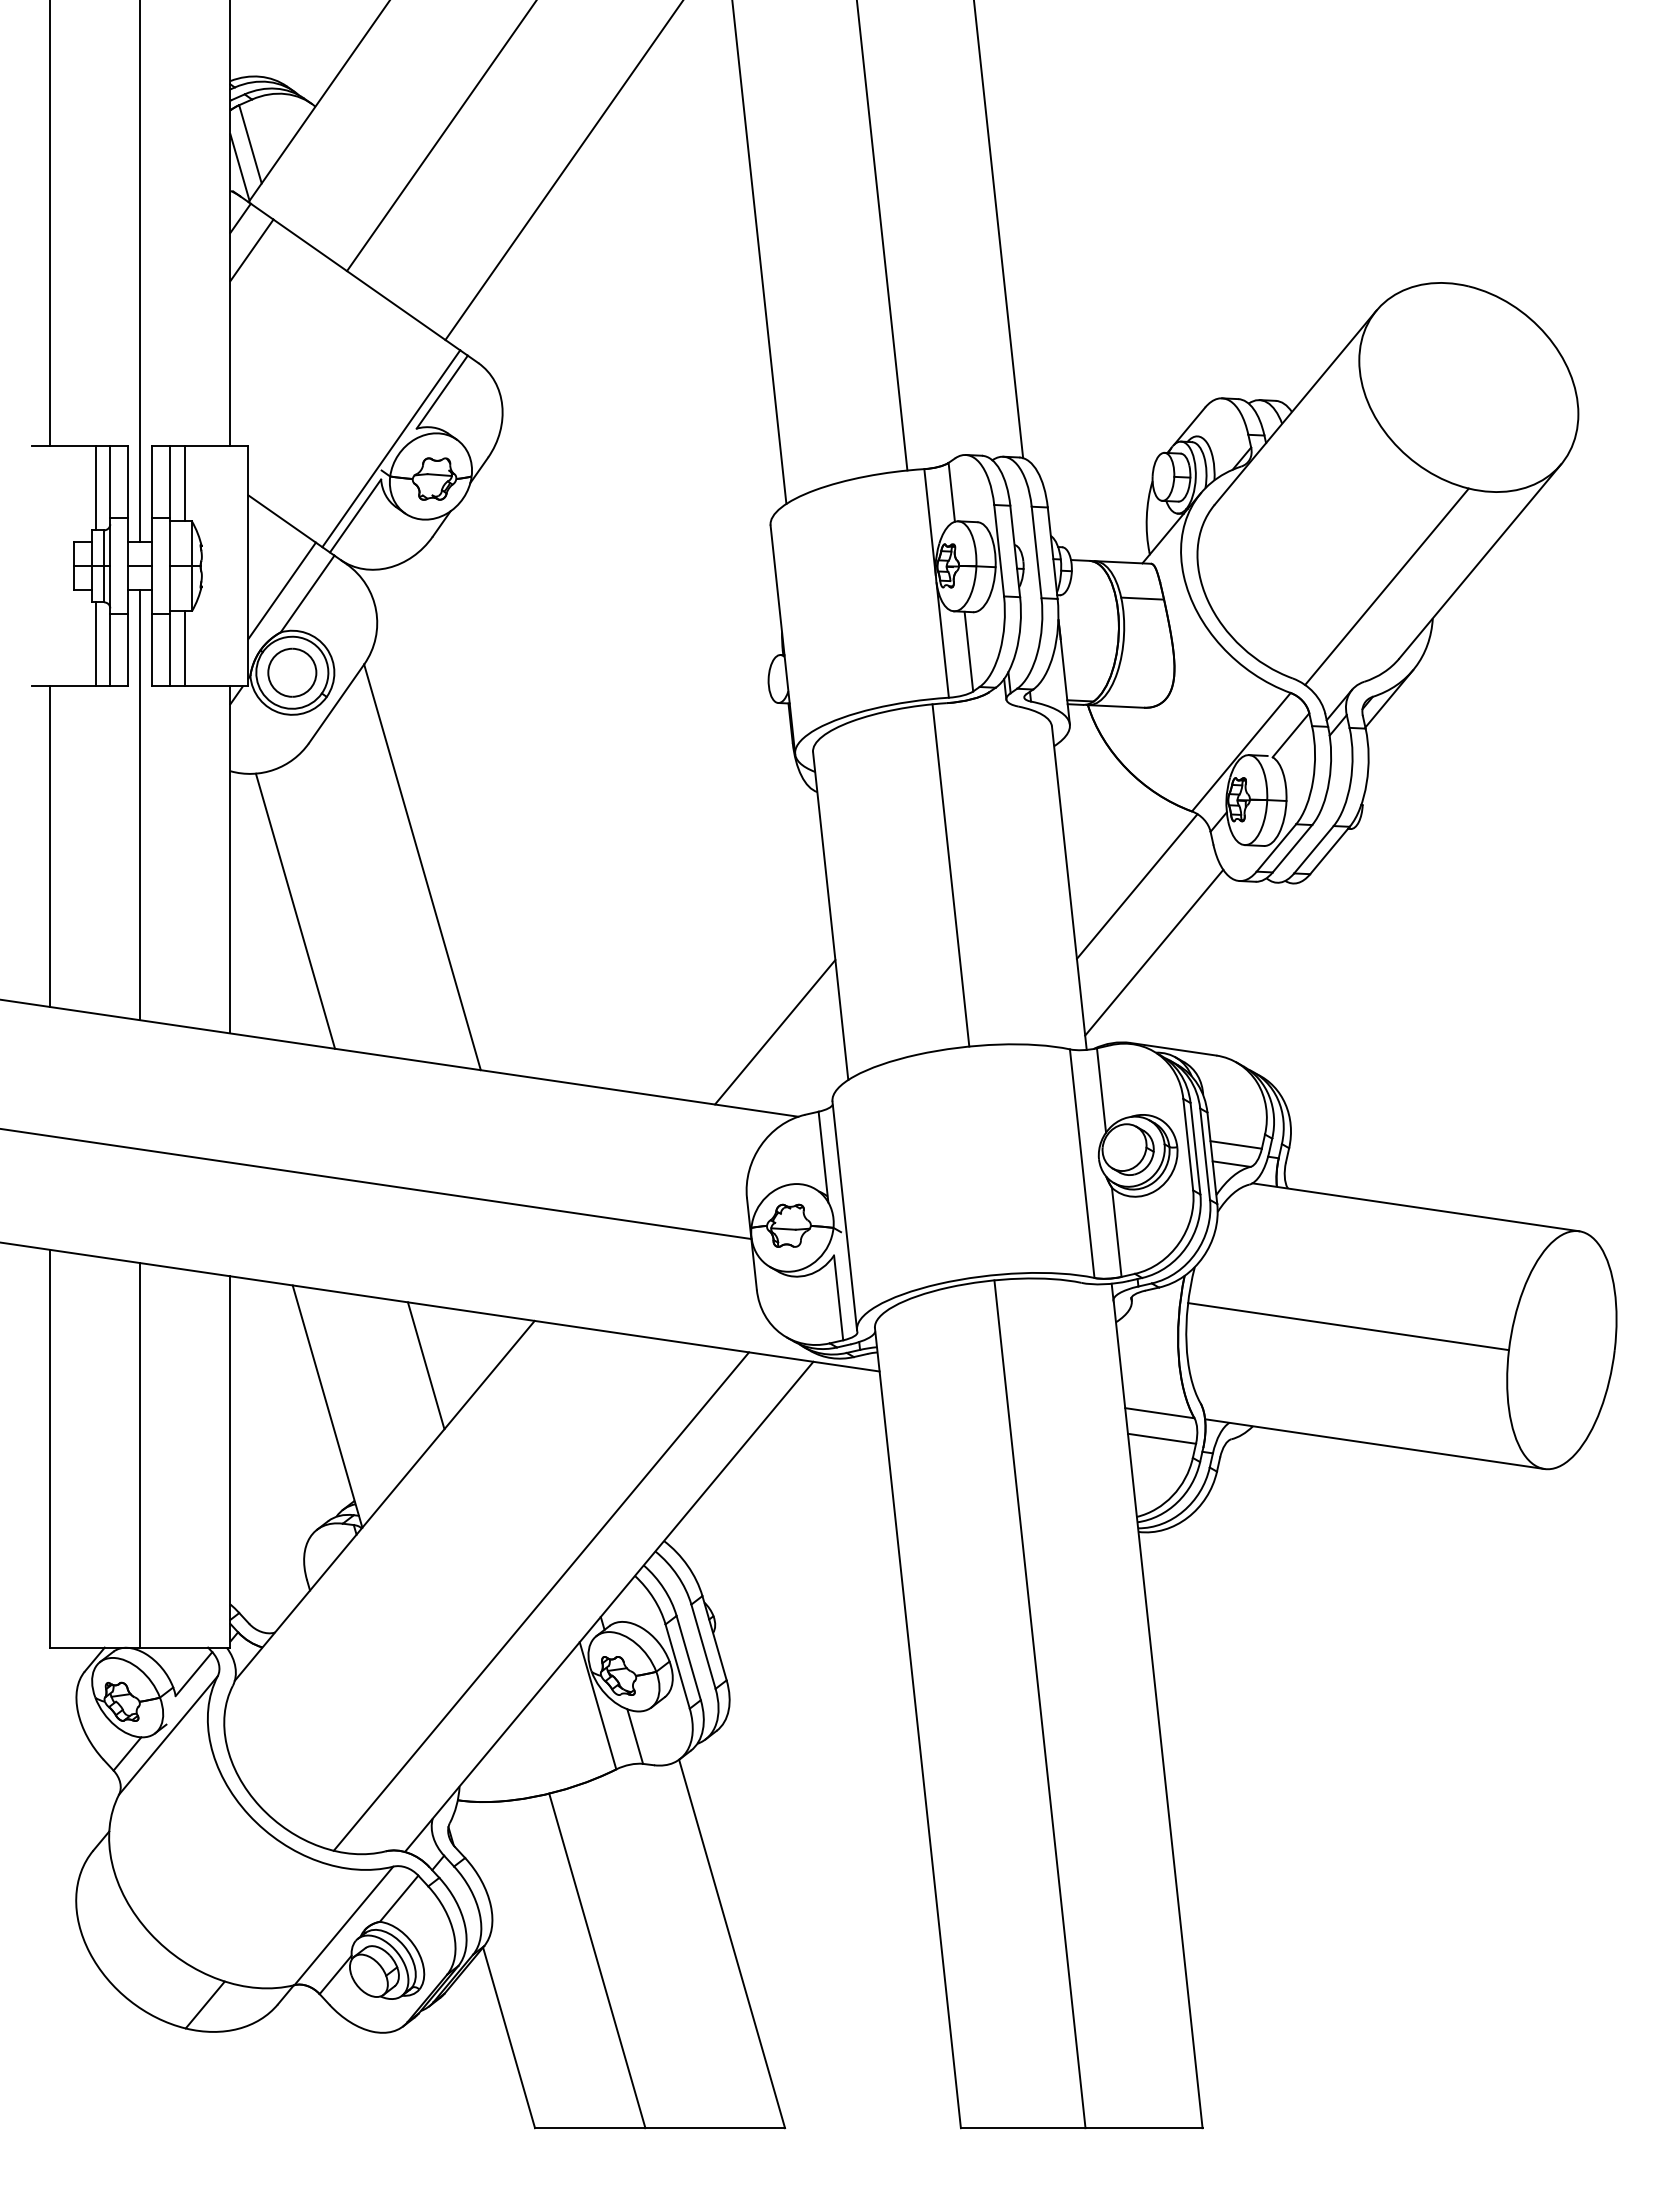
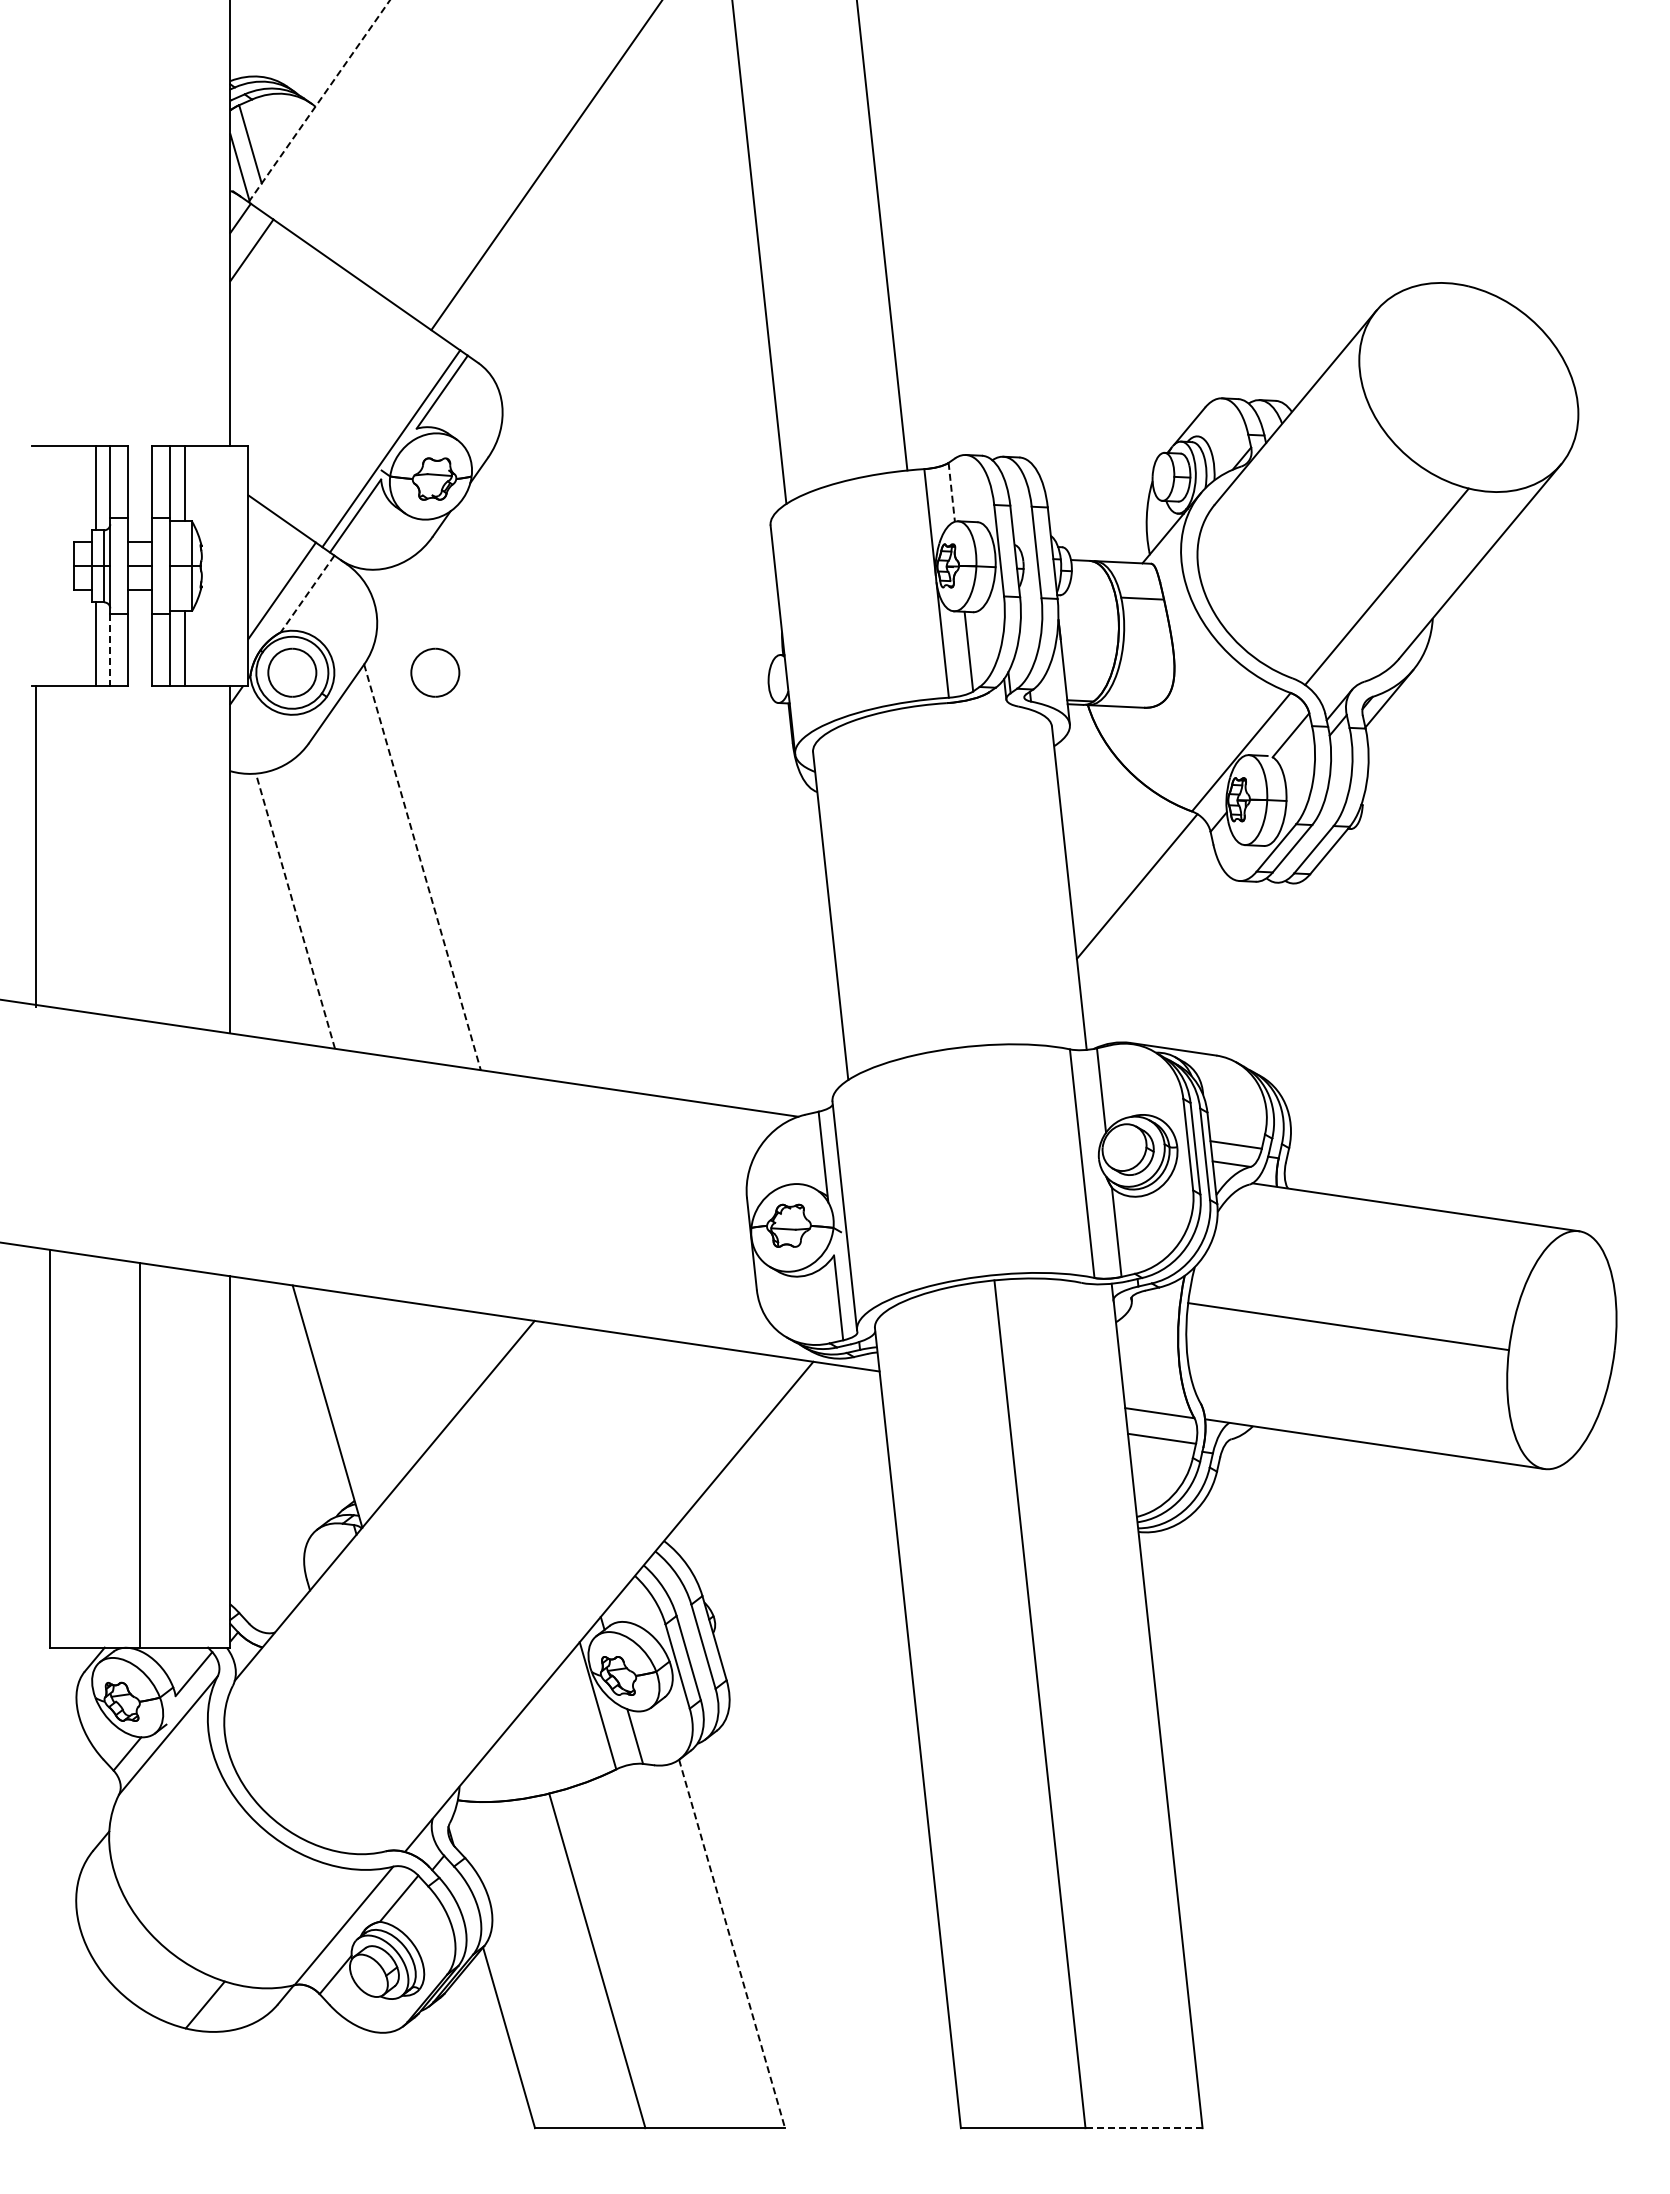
line: solid -> dashed (319, 100)
line: present -> none (441, 136)
line position: (563, 171) -> (545, 166) (545, 166)
line: present -> none (50, 224)
line: present -> none (998, 230)
line: present -> none (140, 272)
line: solid -> dashed (951, 492)
line: solid -> dashed (307, 594)
line: solid -> dashed (110, 650)
part: none -> present (435, 672)
line: present -> none (140, 805)
line position: (50, 846) -> (36, 846) (36, 846)
line: solid -> dashed (422, 867)
line: present -> none (950, 875)
line: solid -> dashed (295, 910)
line: present -> none (1154, 952)
line: present -> none (775, 1032)
line: present -> none (376, 1184)
line: present -> none (425, 1365)
line: present -> none (541, 1601)
line: solid -> dashed (732, 1943)
line: solid -> dashed (1144, 2128)
